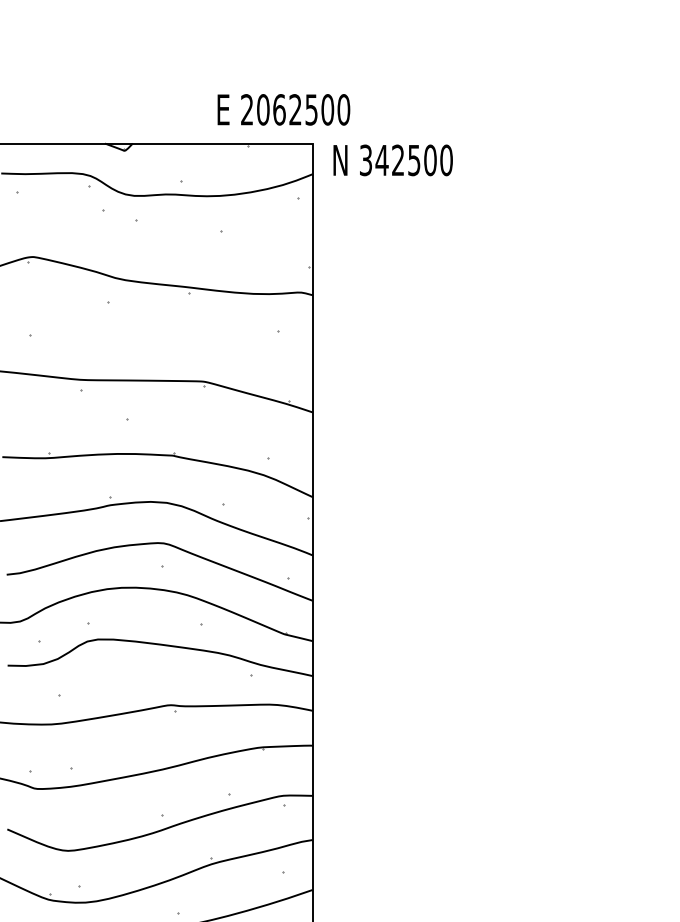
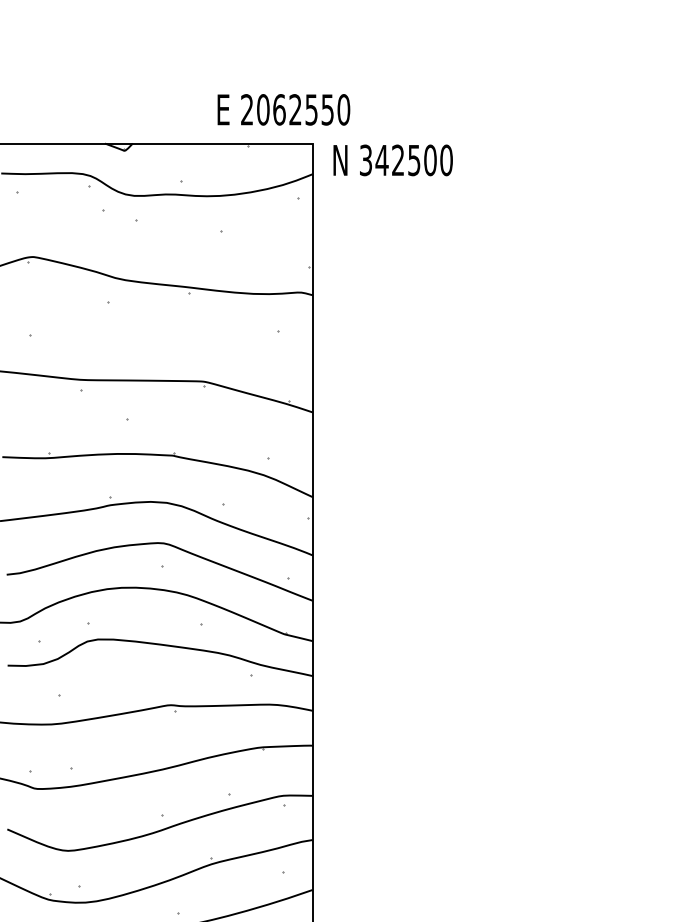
text: 2062500 -> 2062550 (327, 109)
